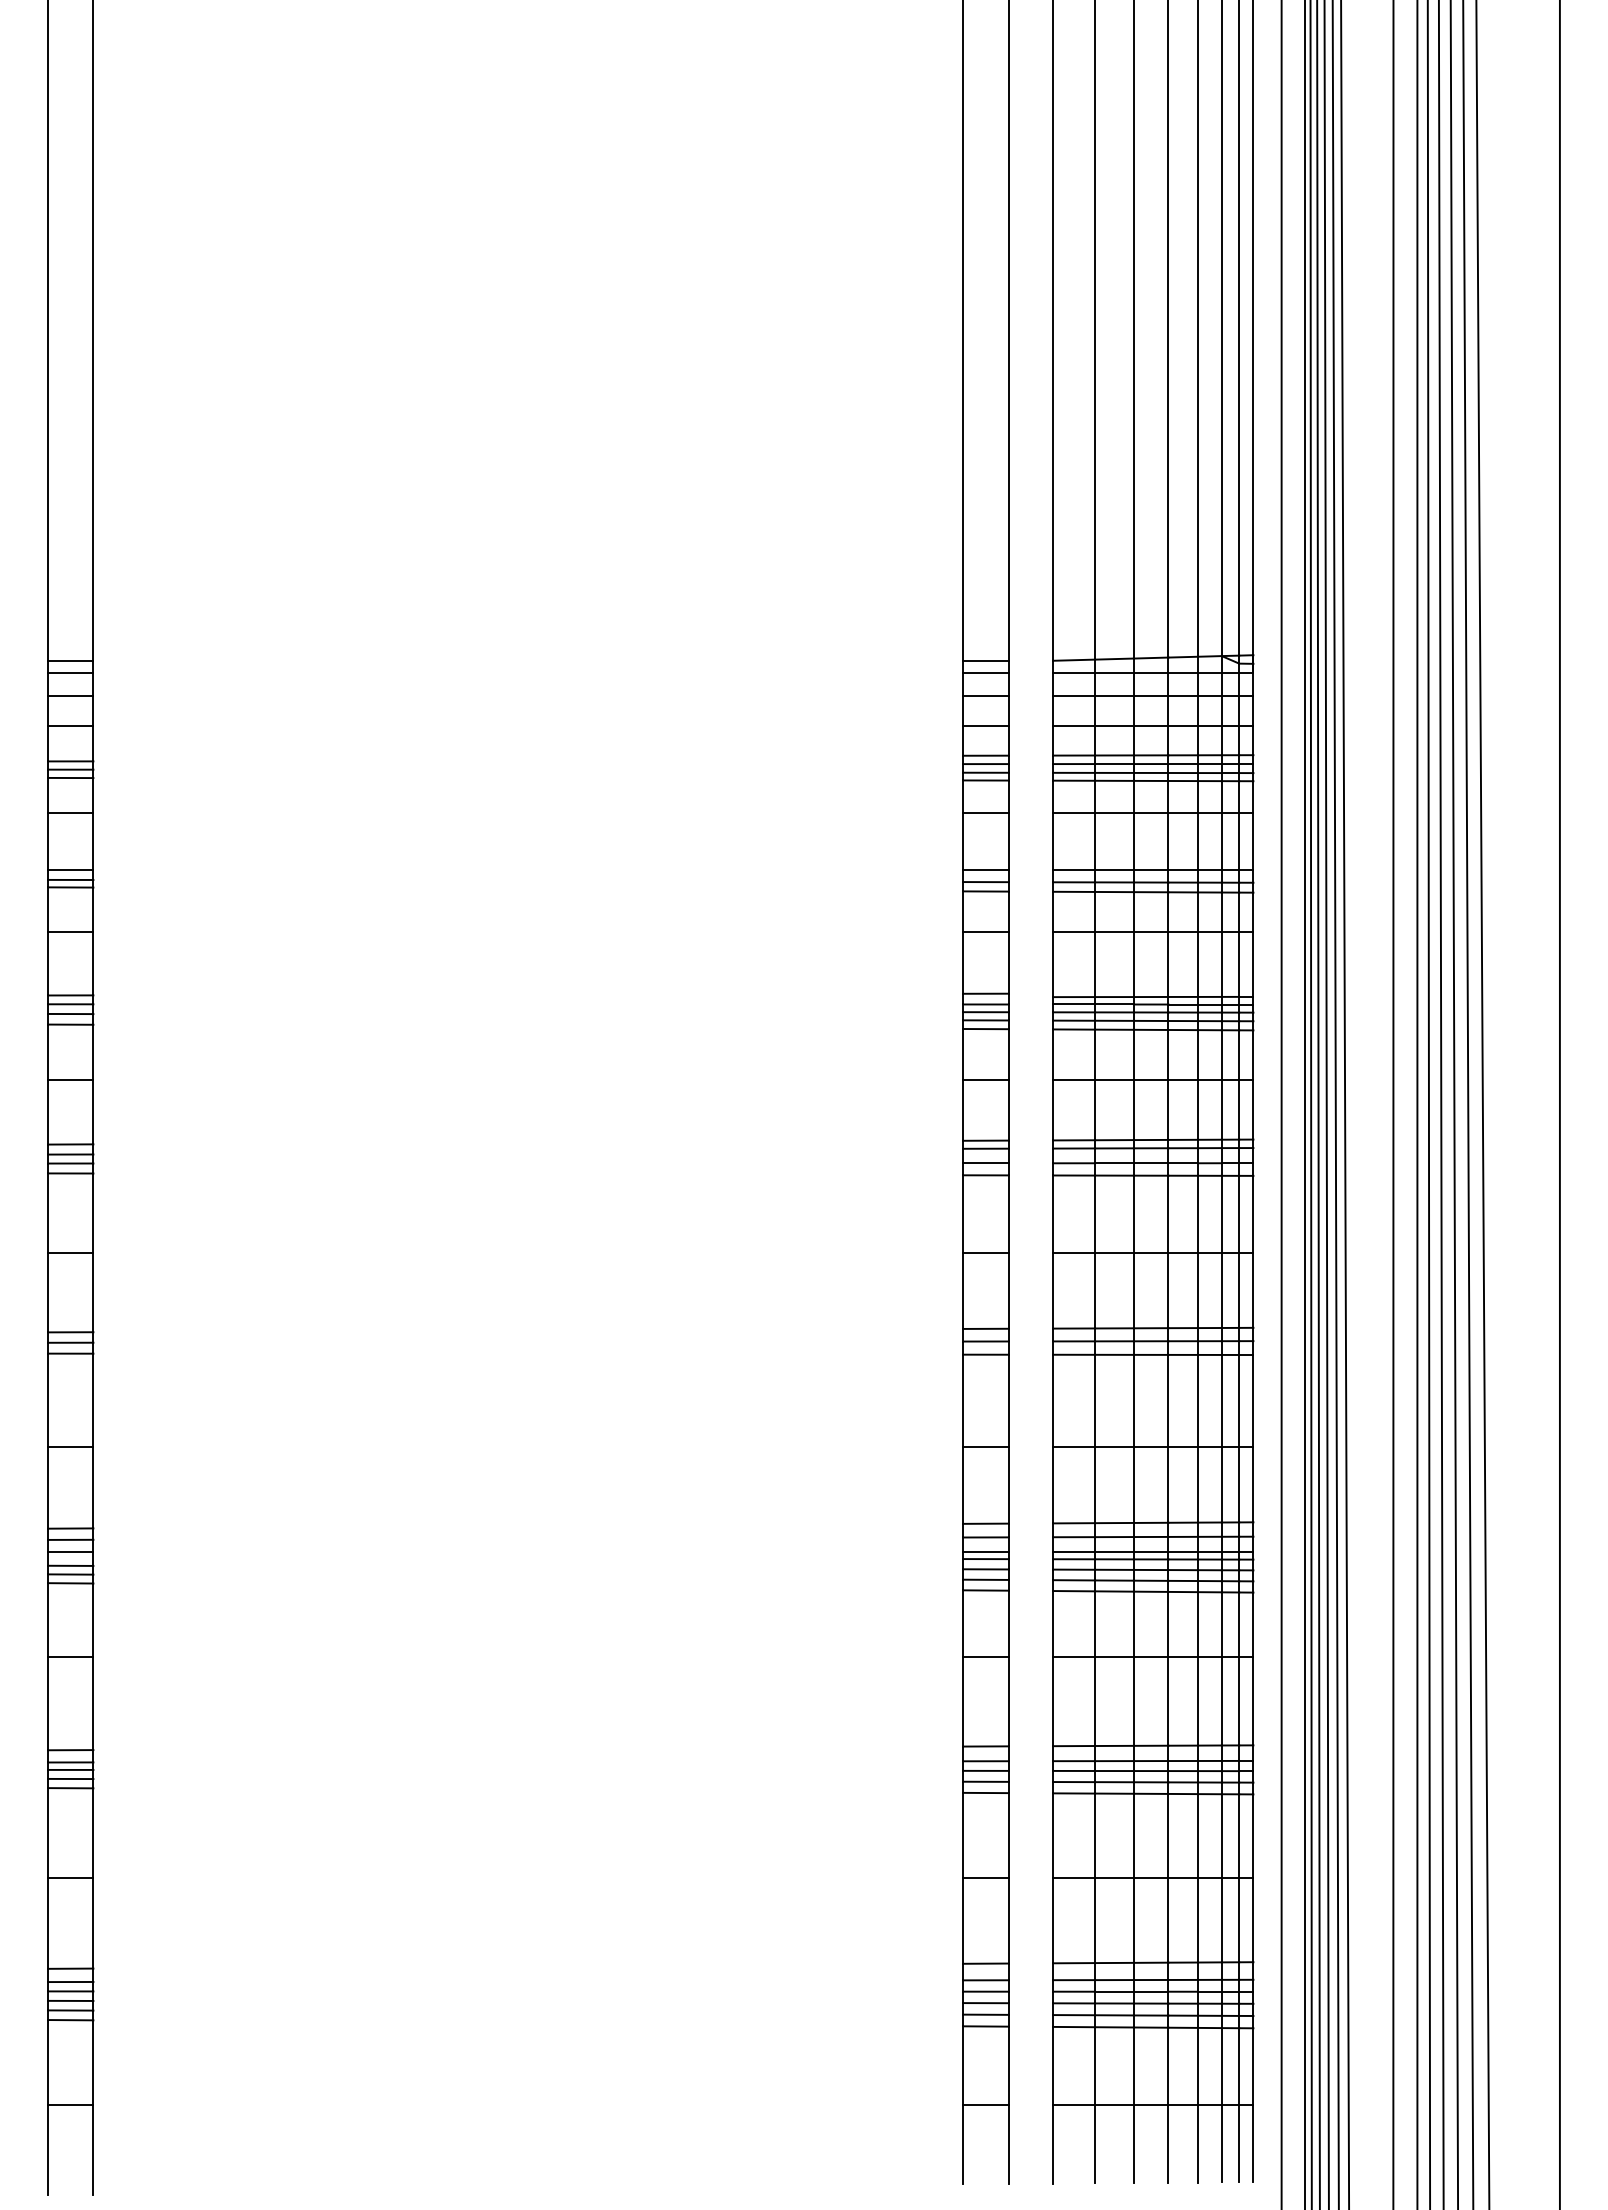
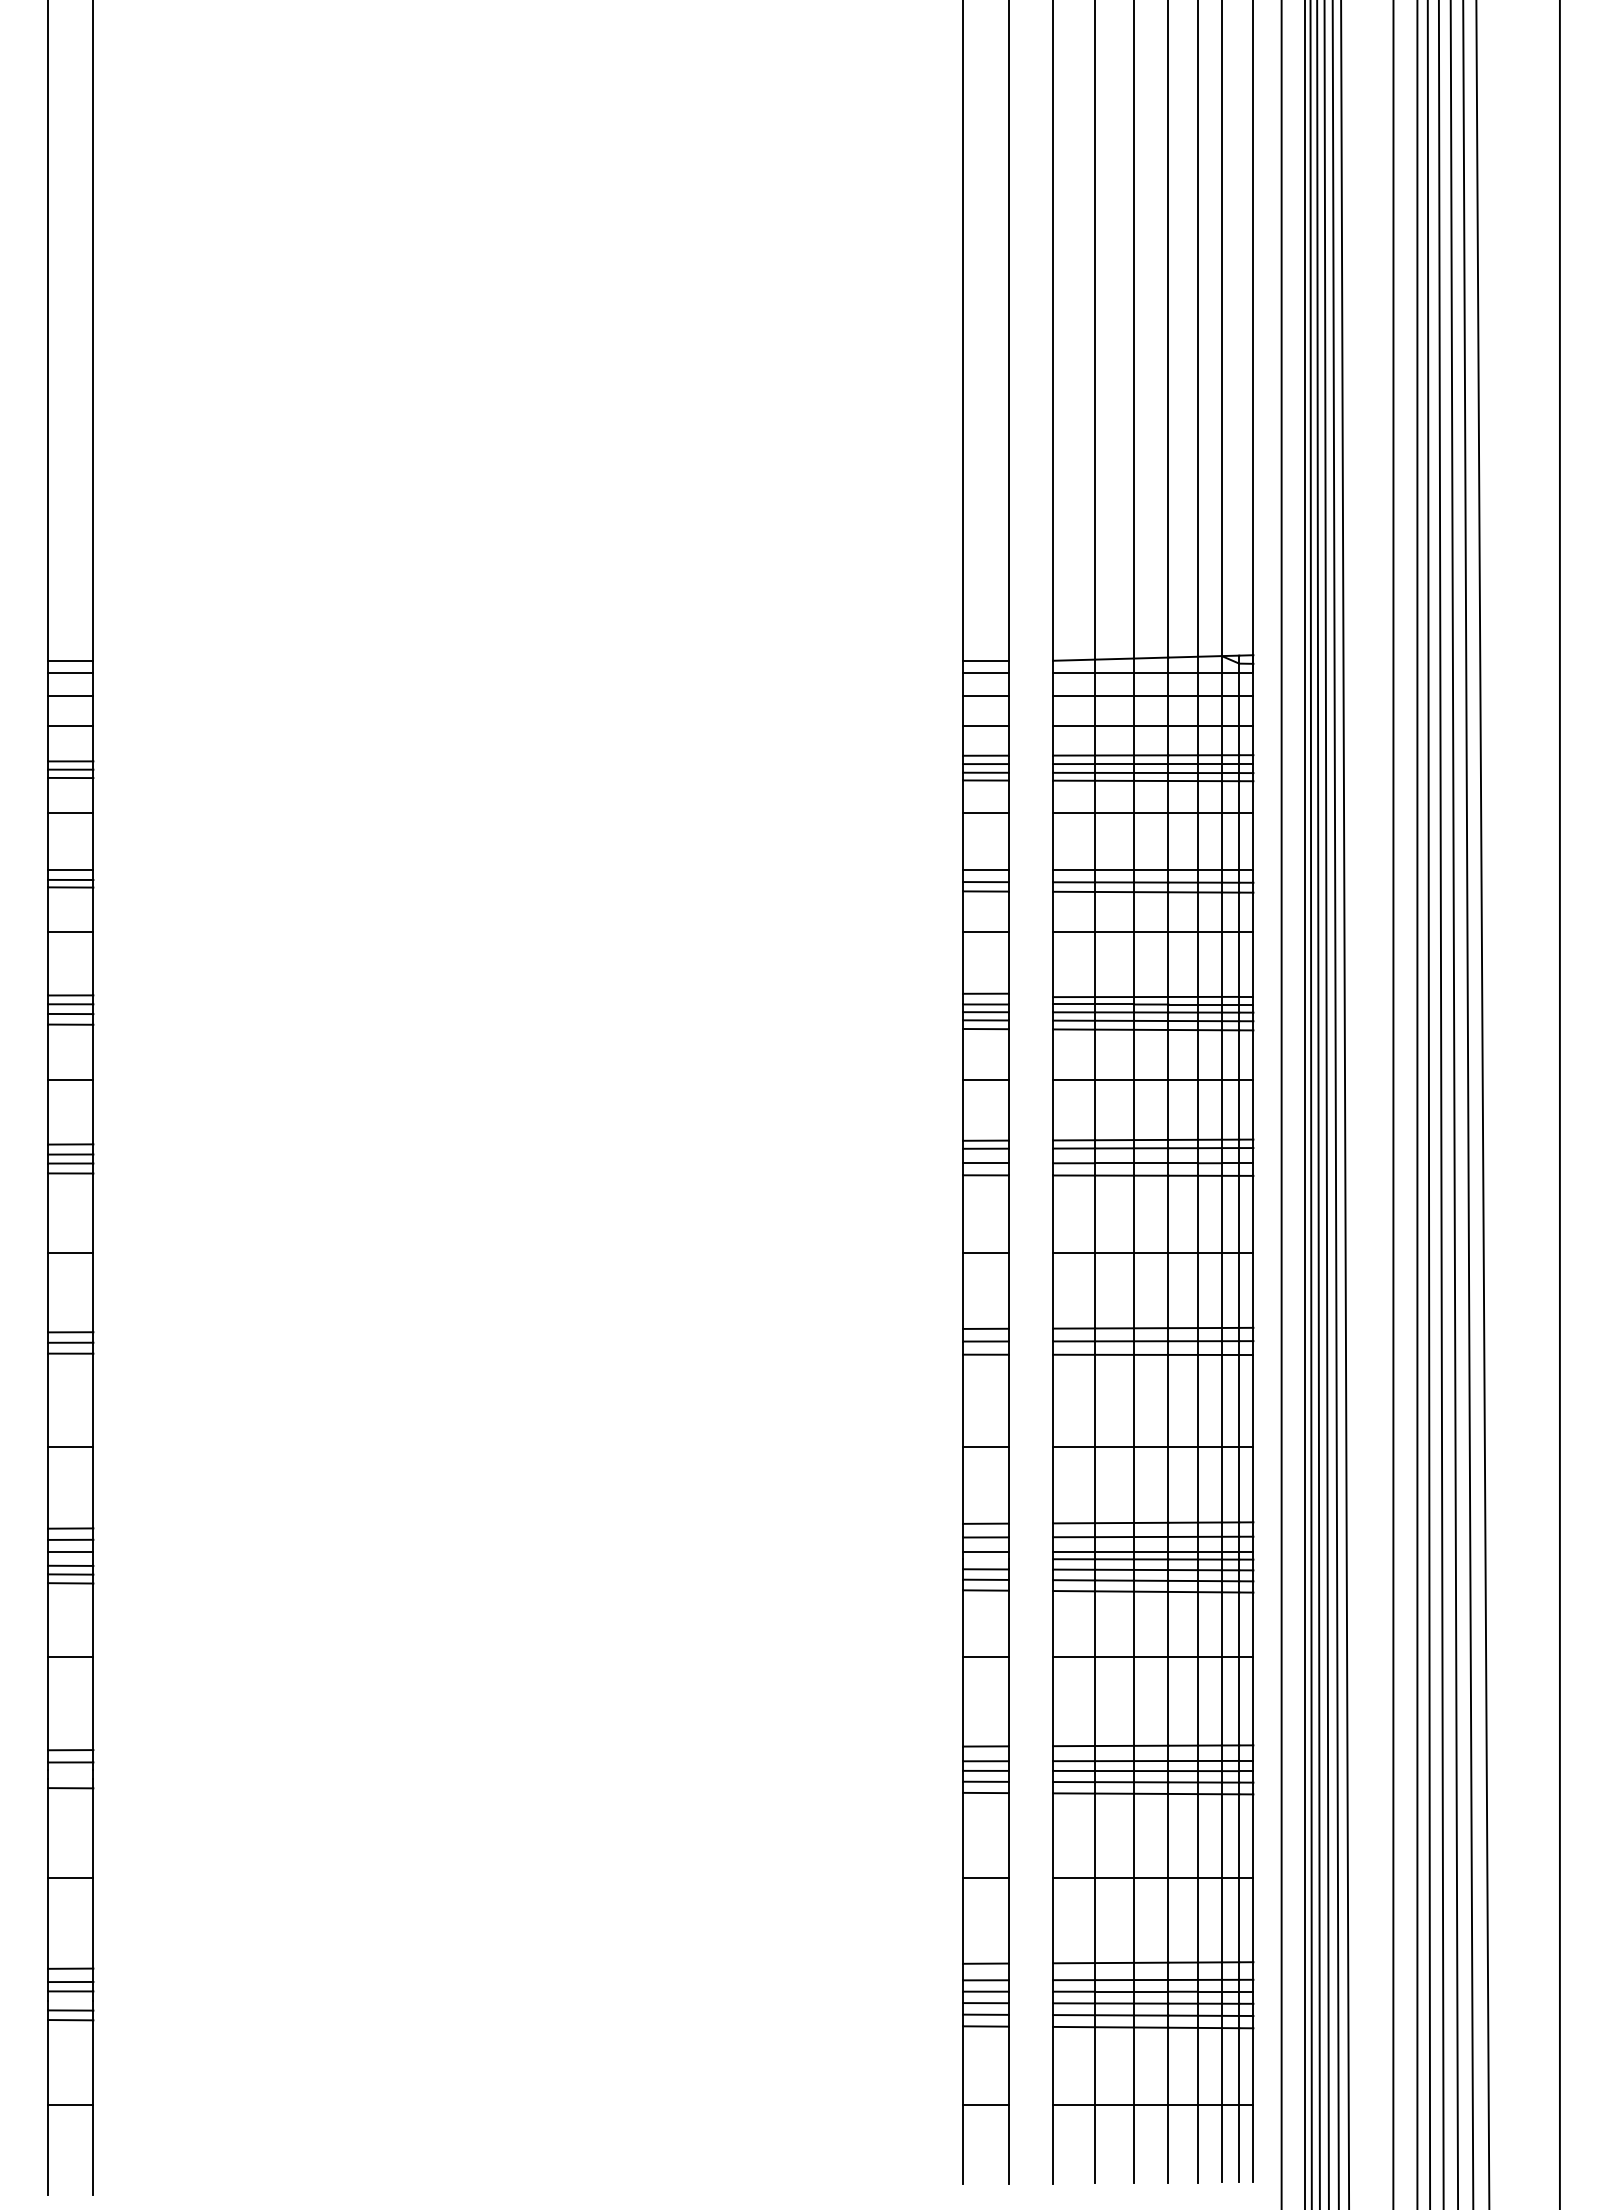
line: present -> none (1239, 328)
line: present -> none (985, 1559)
line: present -> none (70, 1769)
line: present -> none (70, 1778)
line: present -> none (70, 2000)
